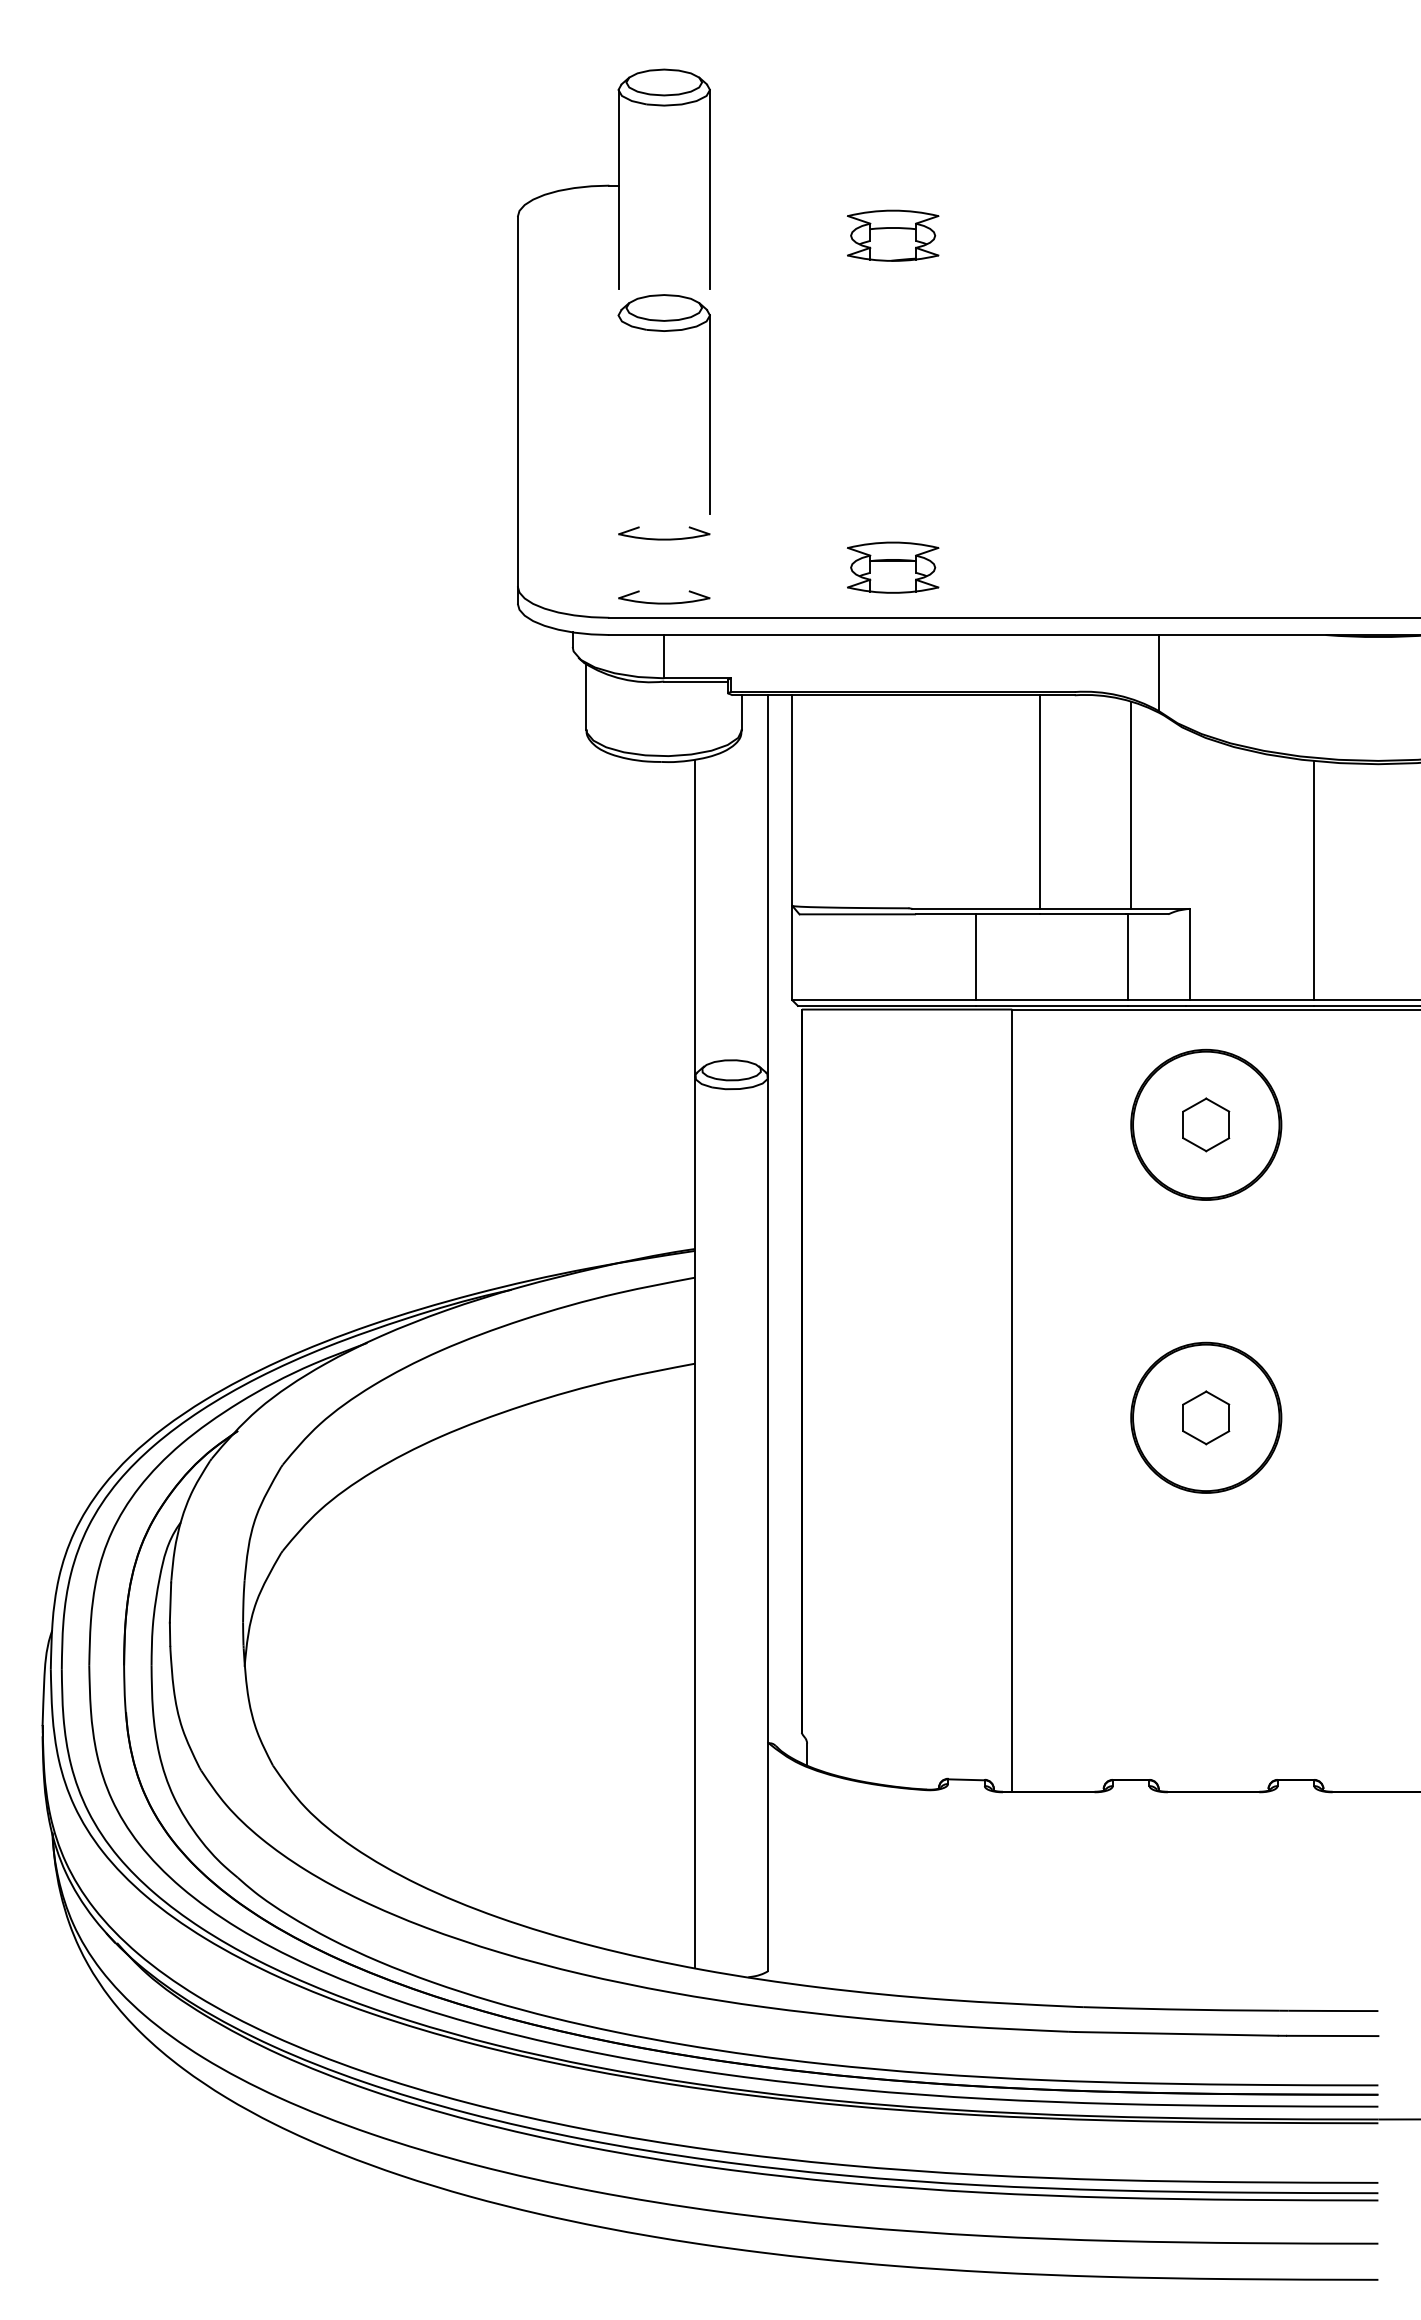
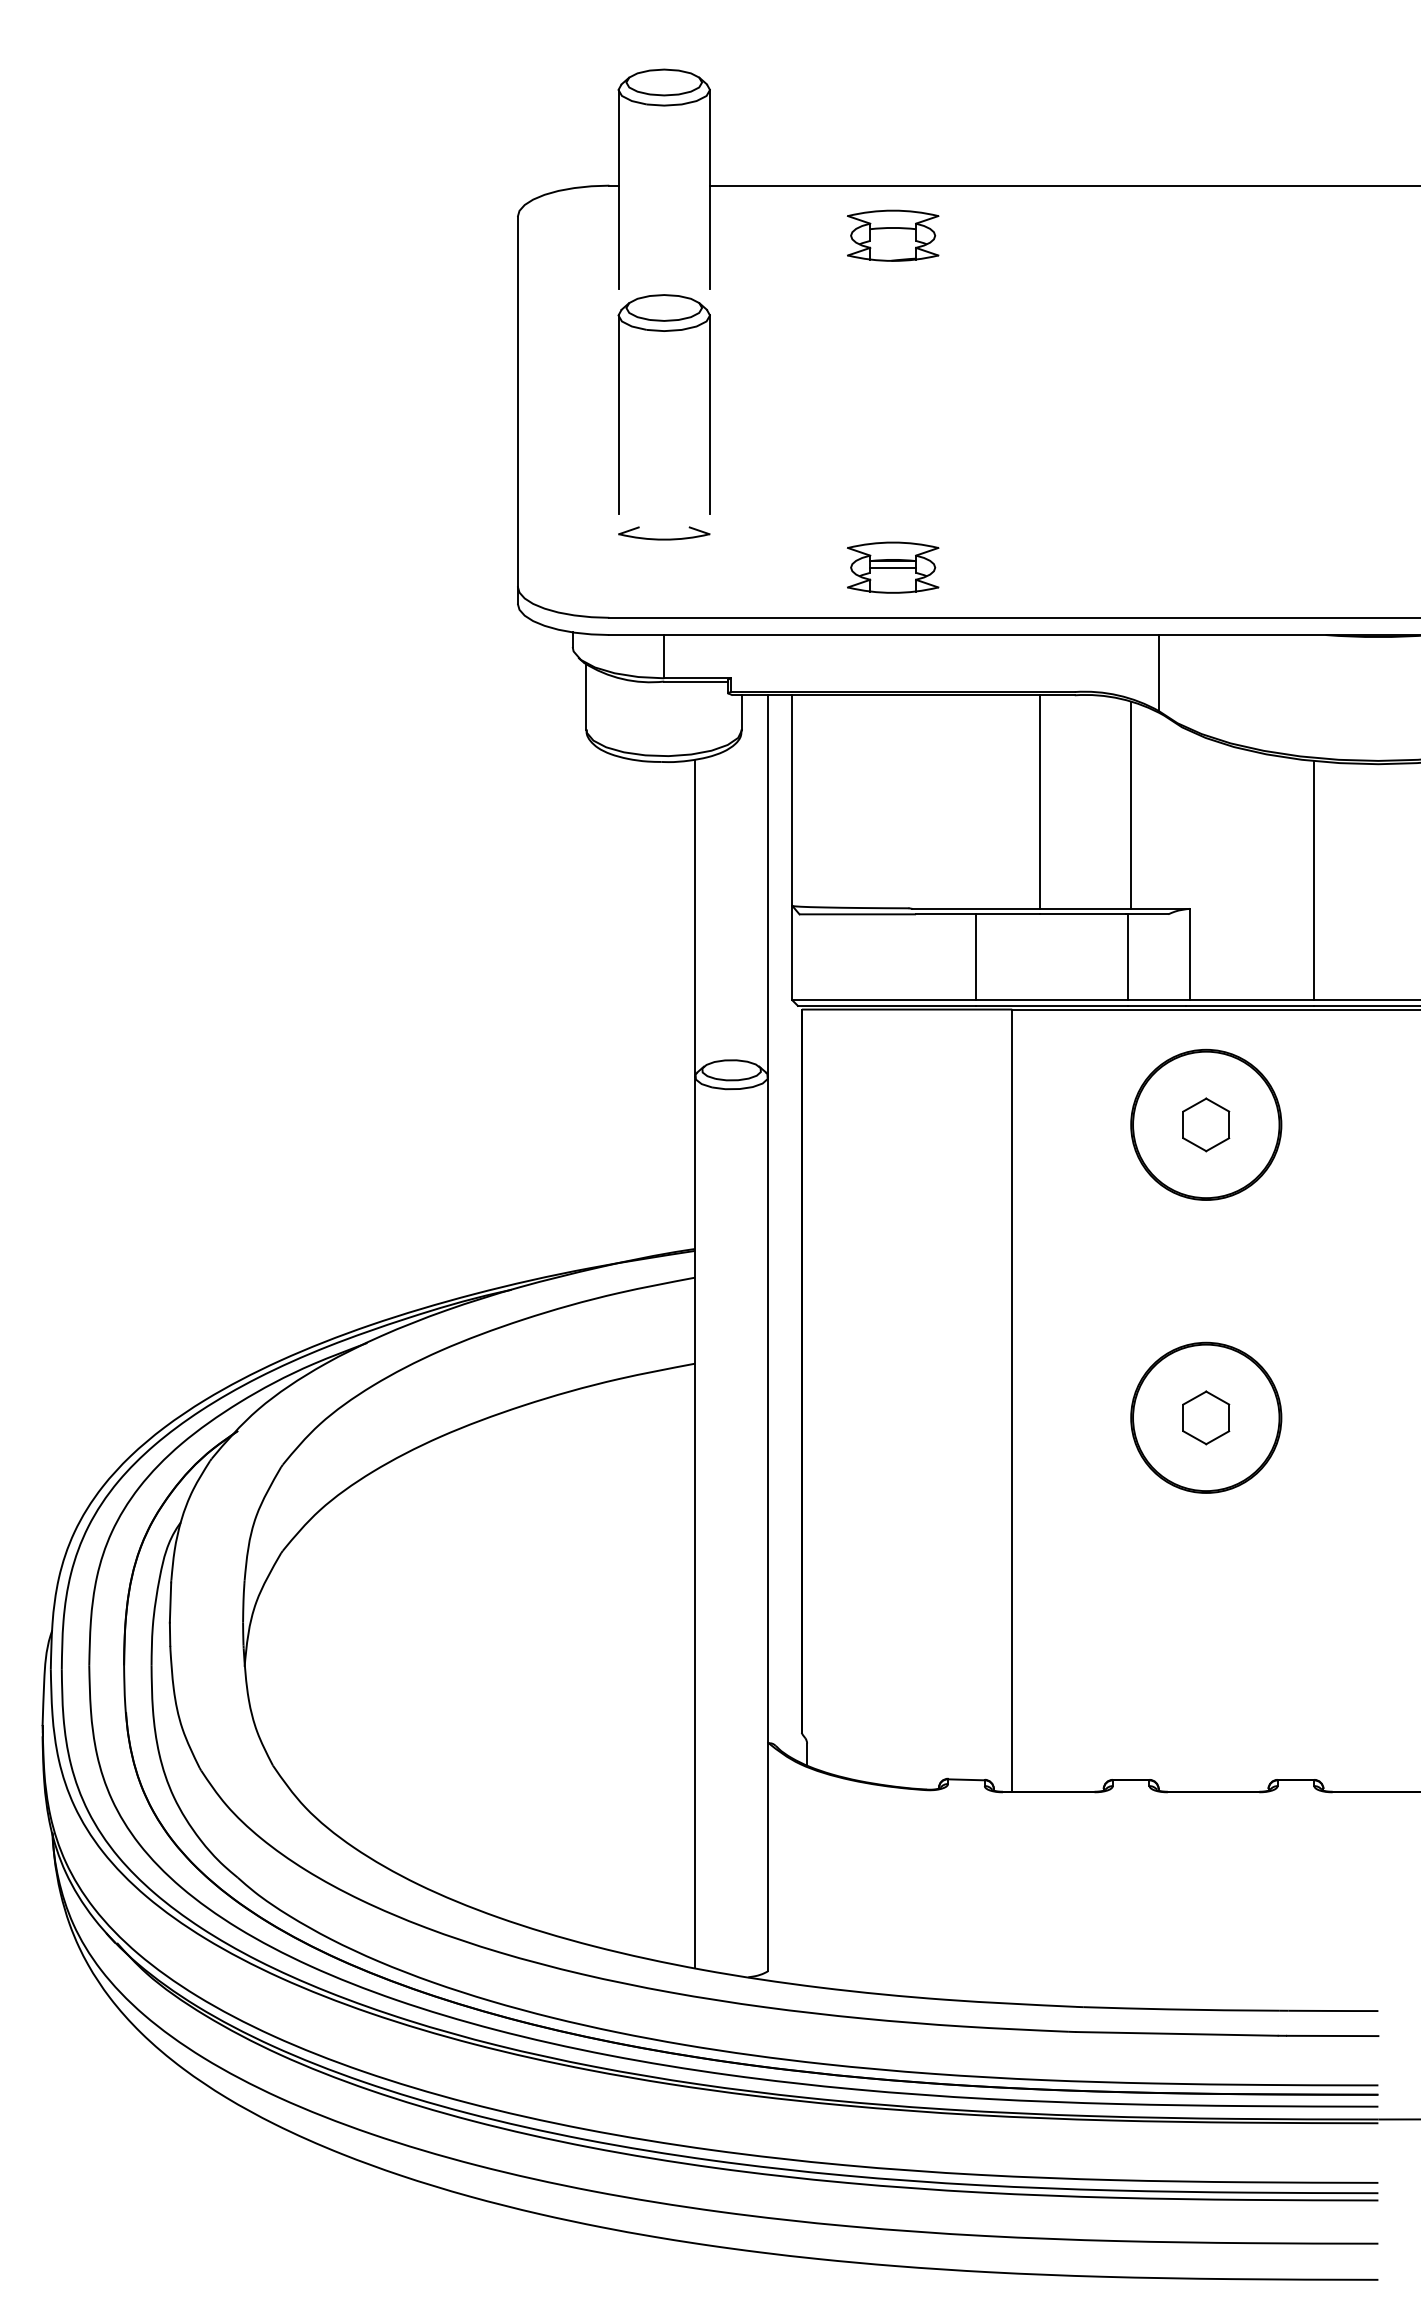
line: none -> present (1063, 185)
line: none -> present (618, 414)
line: none -> present (893, 568)
part: present -> none (664, 597)
